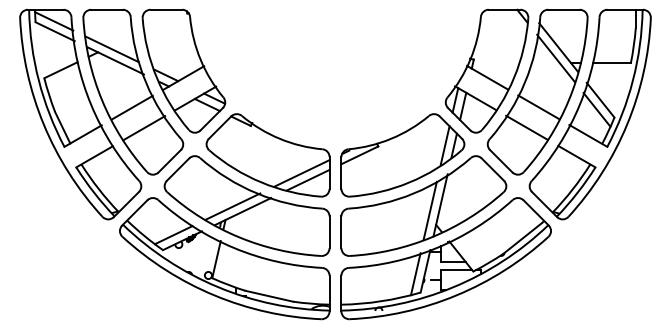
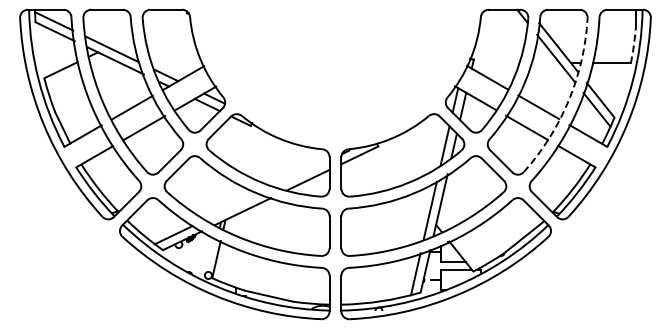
arc: solid -> dashed (633, 45)
arc: solid -> dashed (568, 100)
line: present -> none (301, 173)
line: present -> none (232, 206)
